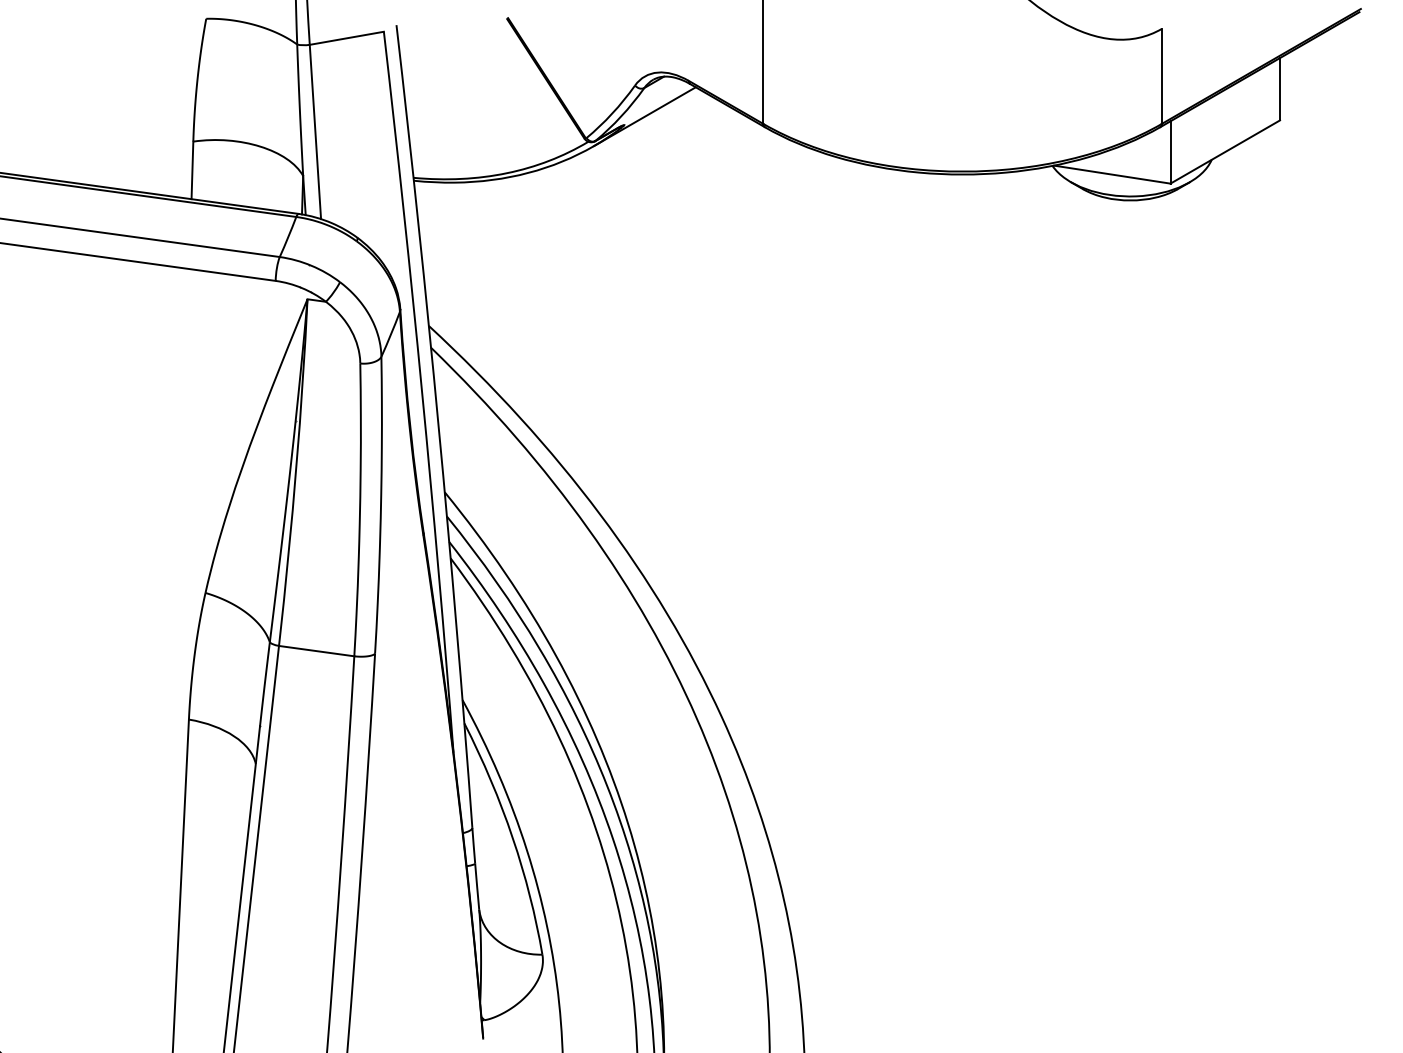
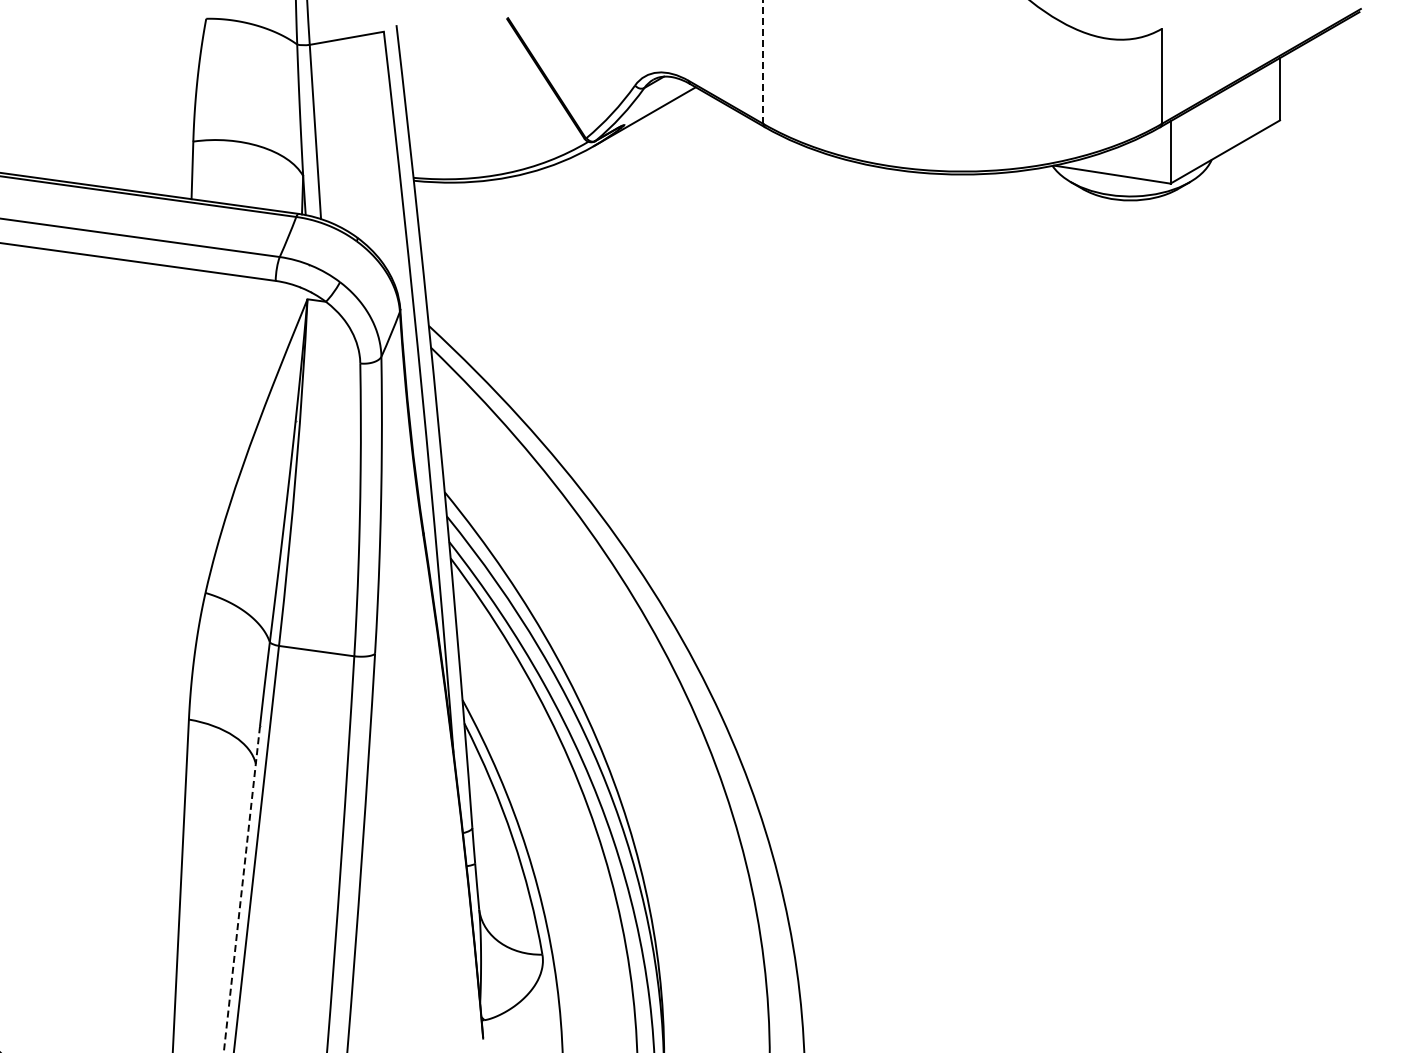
line: solid -> dashed (763, 62)
line: solid -> dashed (241, 889)
